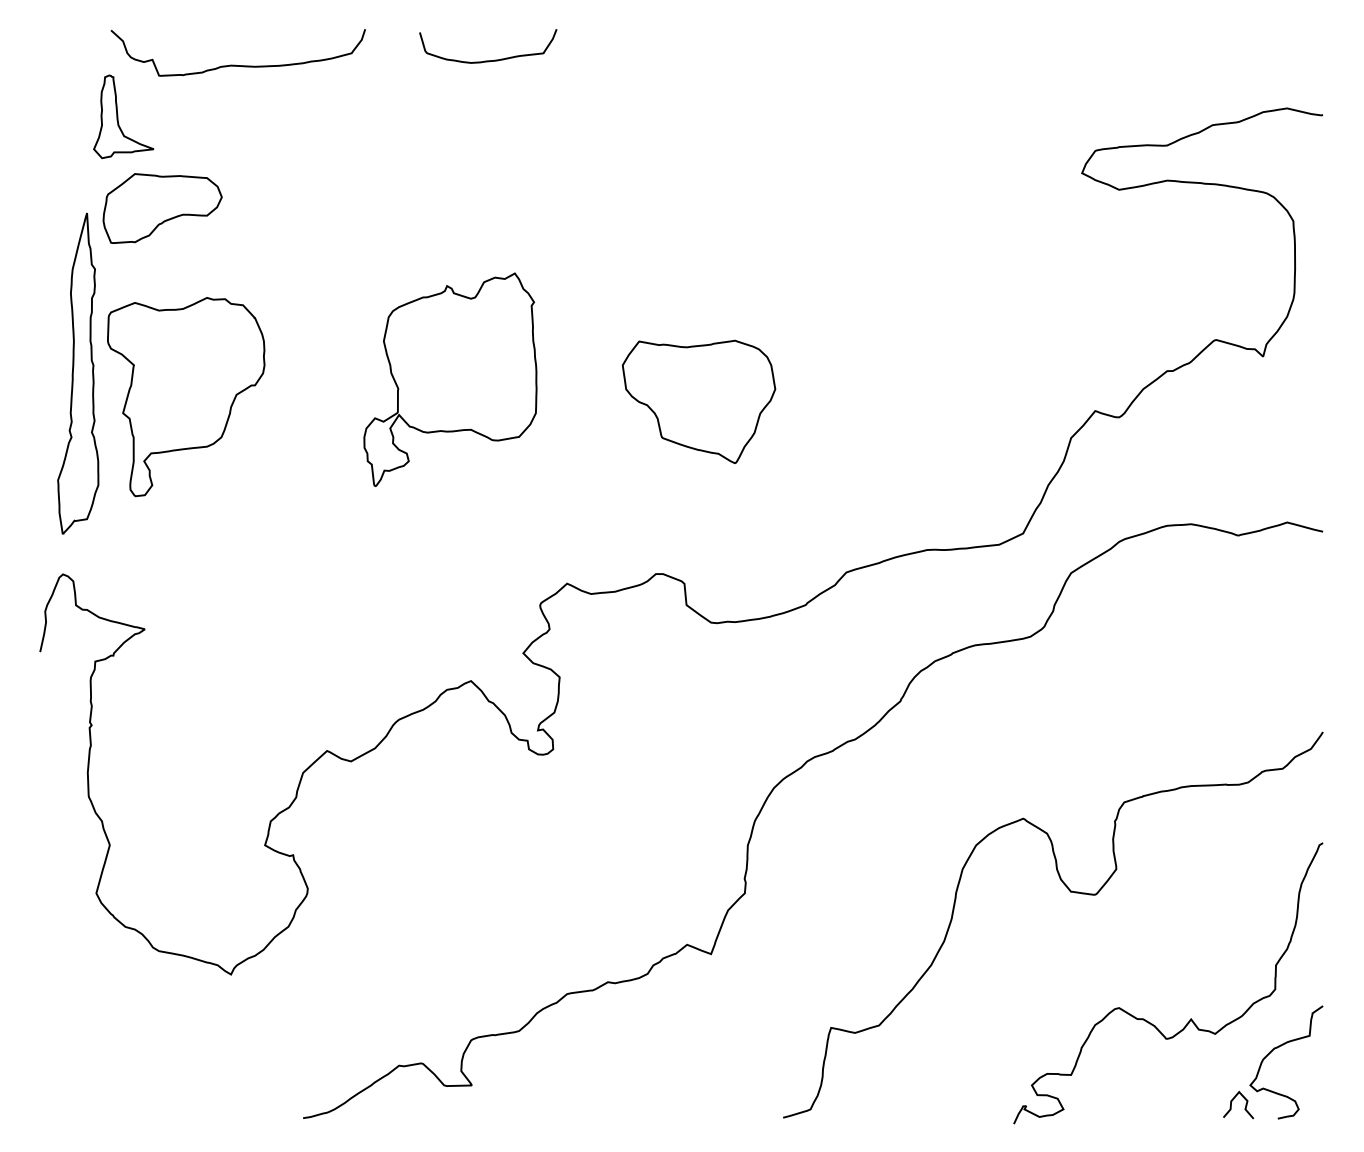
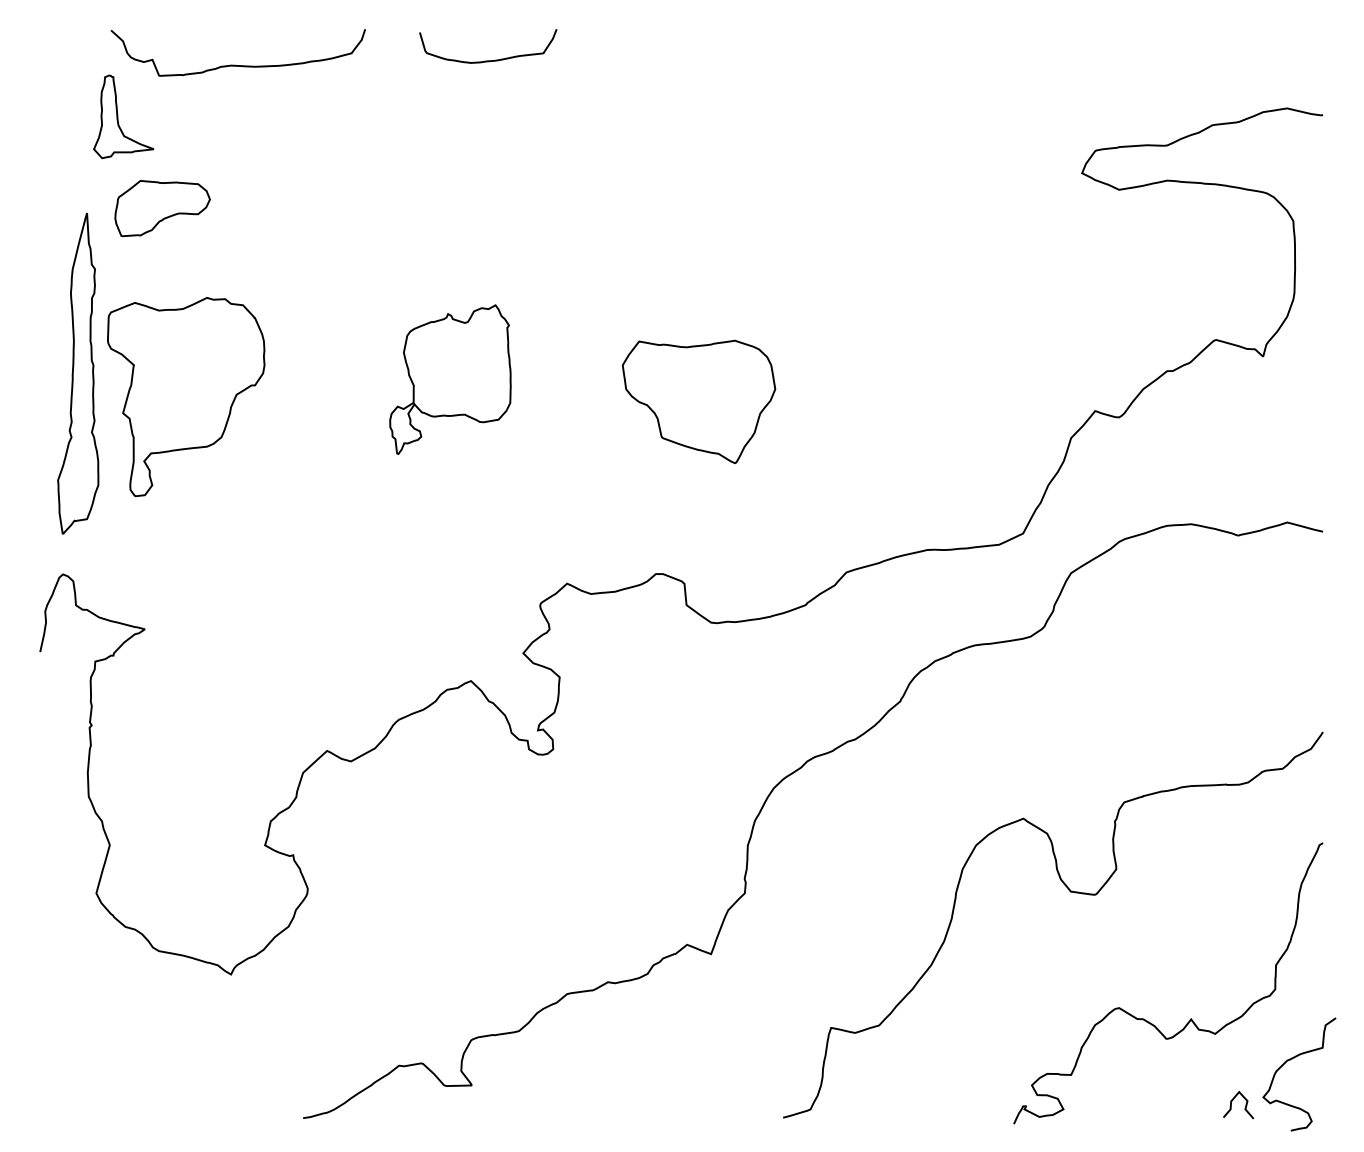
part size: 121x71 px -> 97x58 px (162, 208)
part size: 175x215 px -> 123x151 px (450, 379)
curve position: (1279, 1047) -> (1292, 1059) (1292, 1059)
